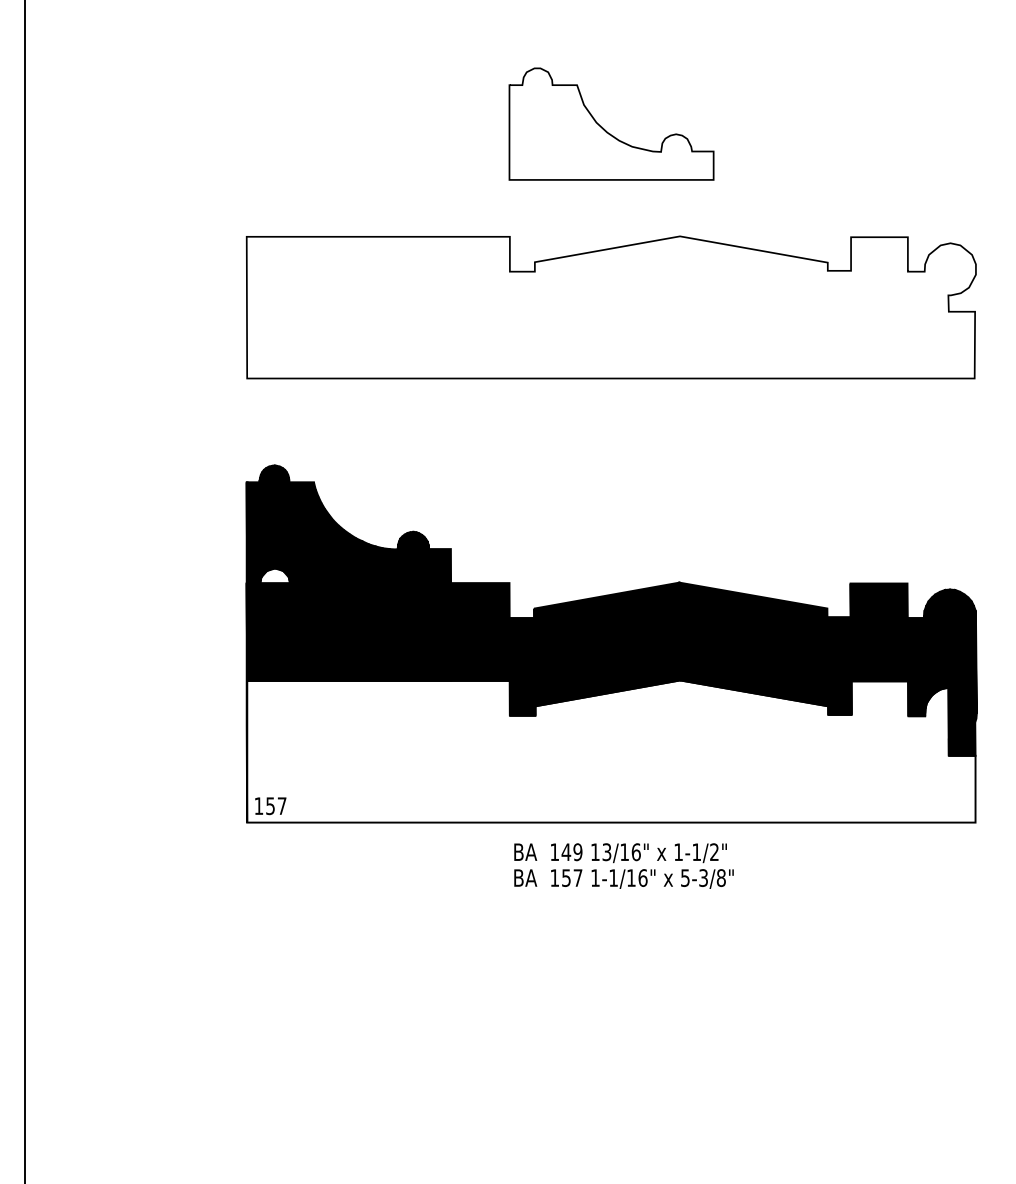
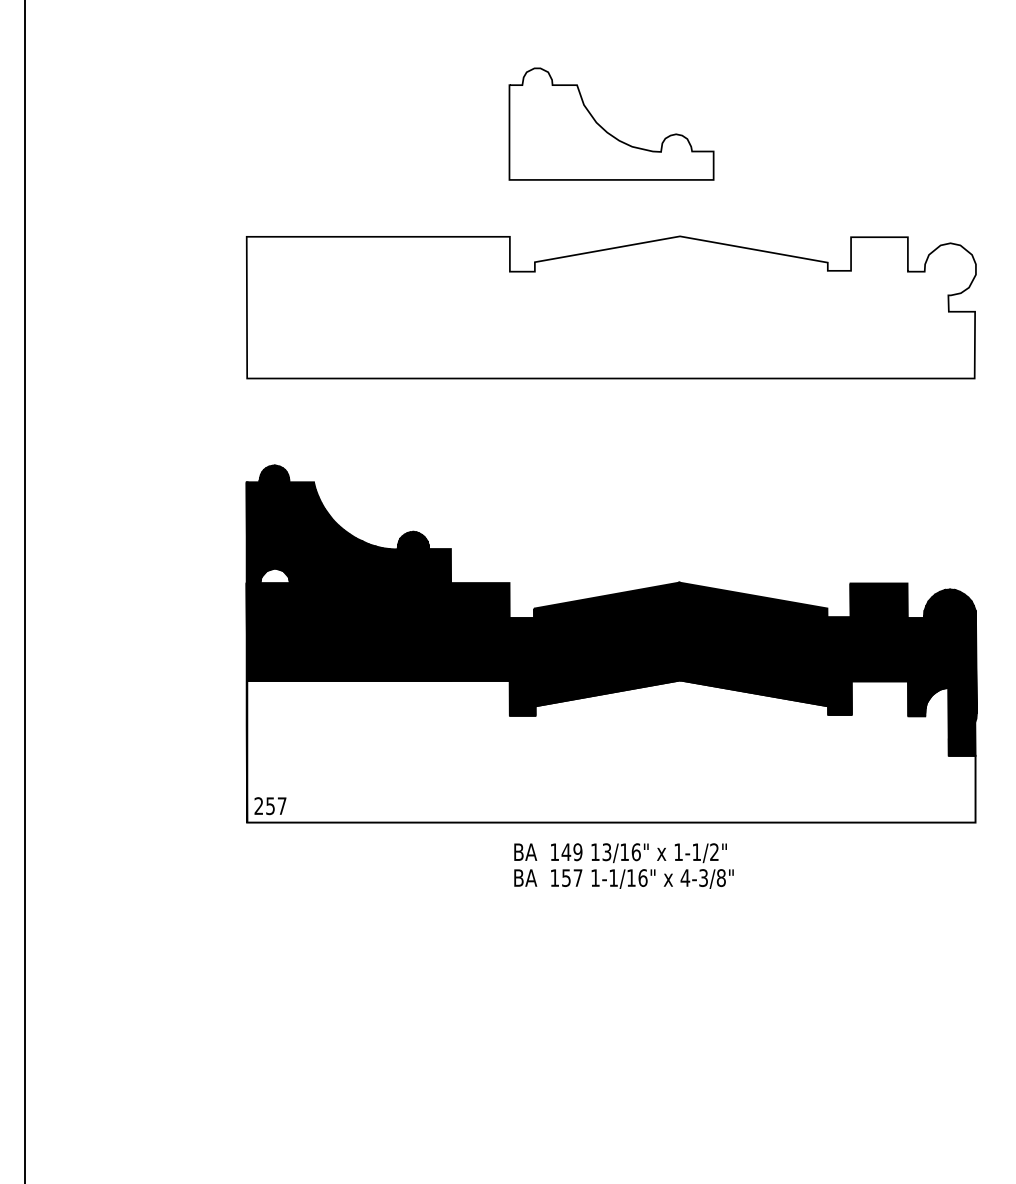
text: 157 -> 257 (258, 805)
text: 5-3/8" -> 4-3/8" (685, 877)
